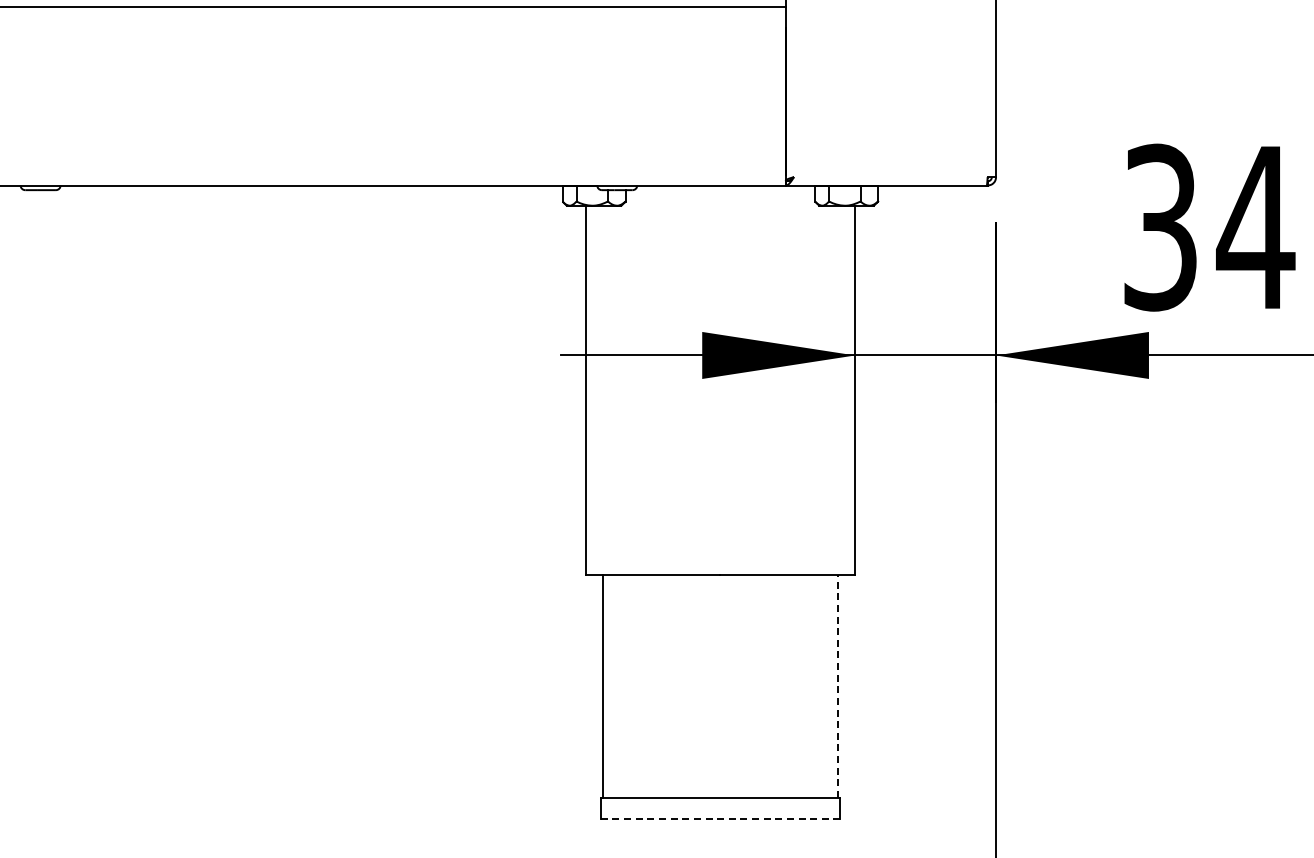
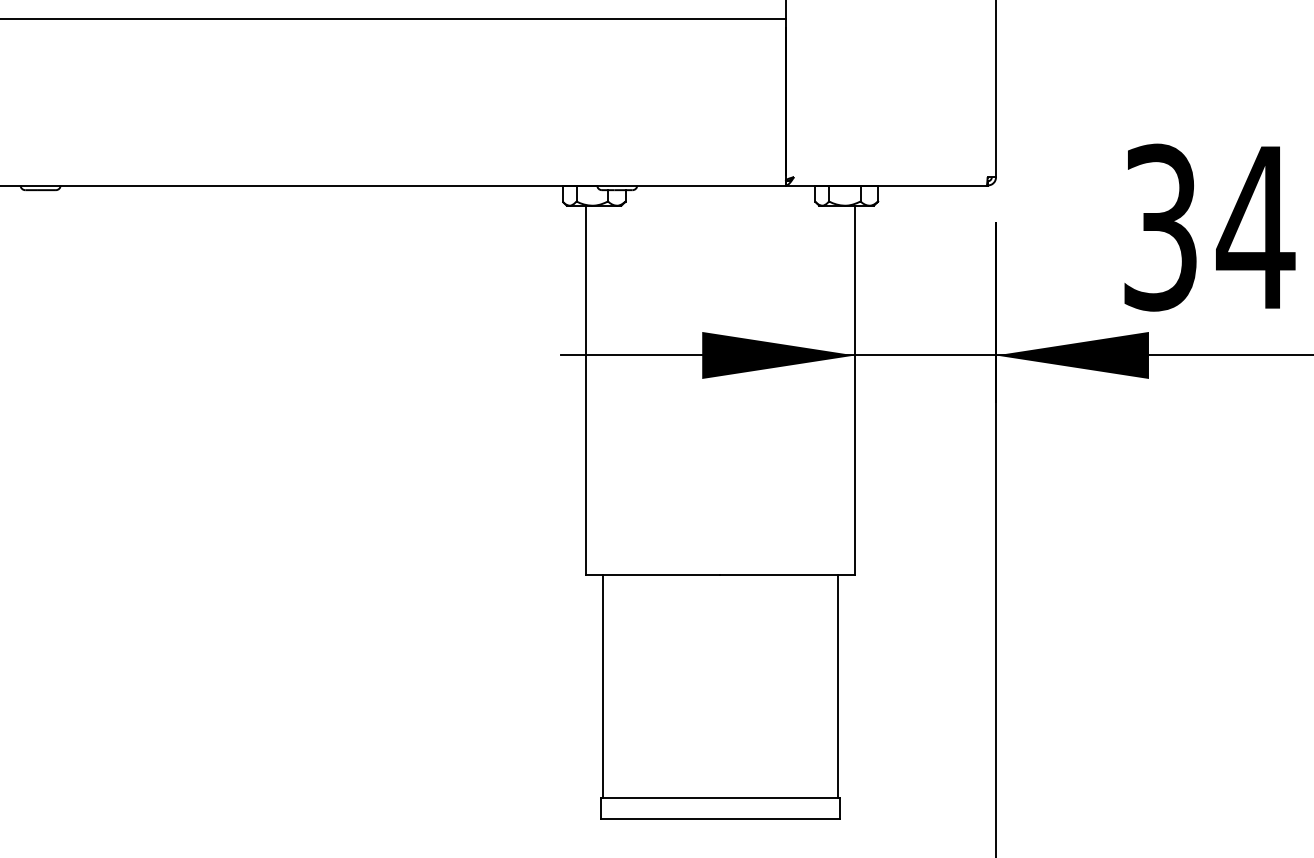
line position: (393, 7) -> (393, 19) (393, 19)
line: dashed -> solid (838, 686)
line: dashed -> solid (720, 819)
